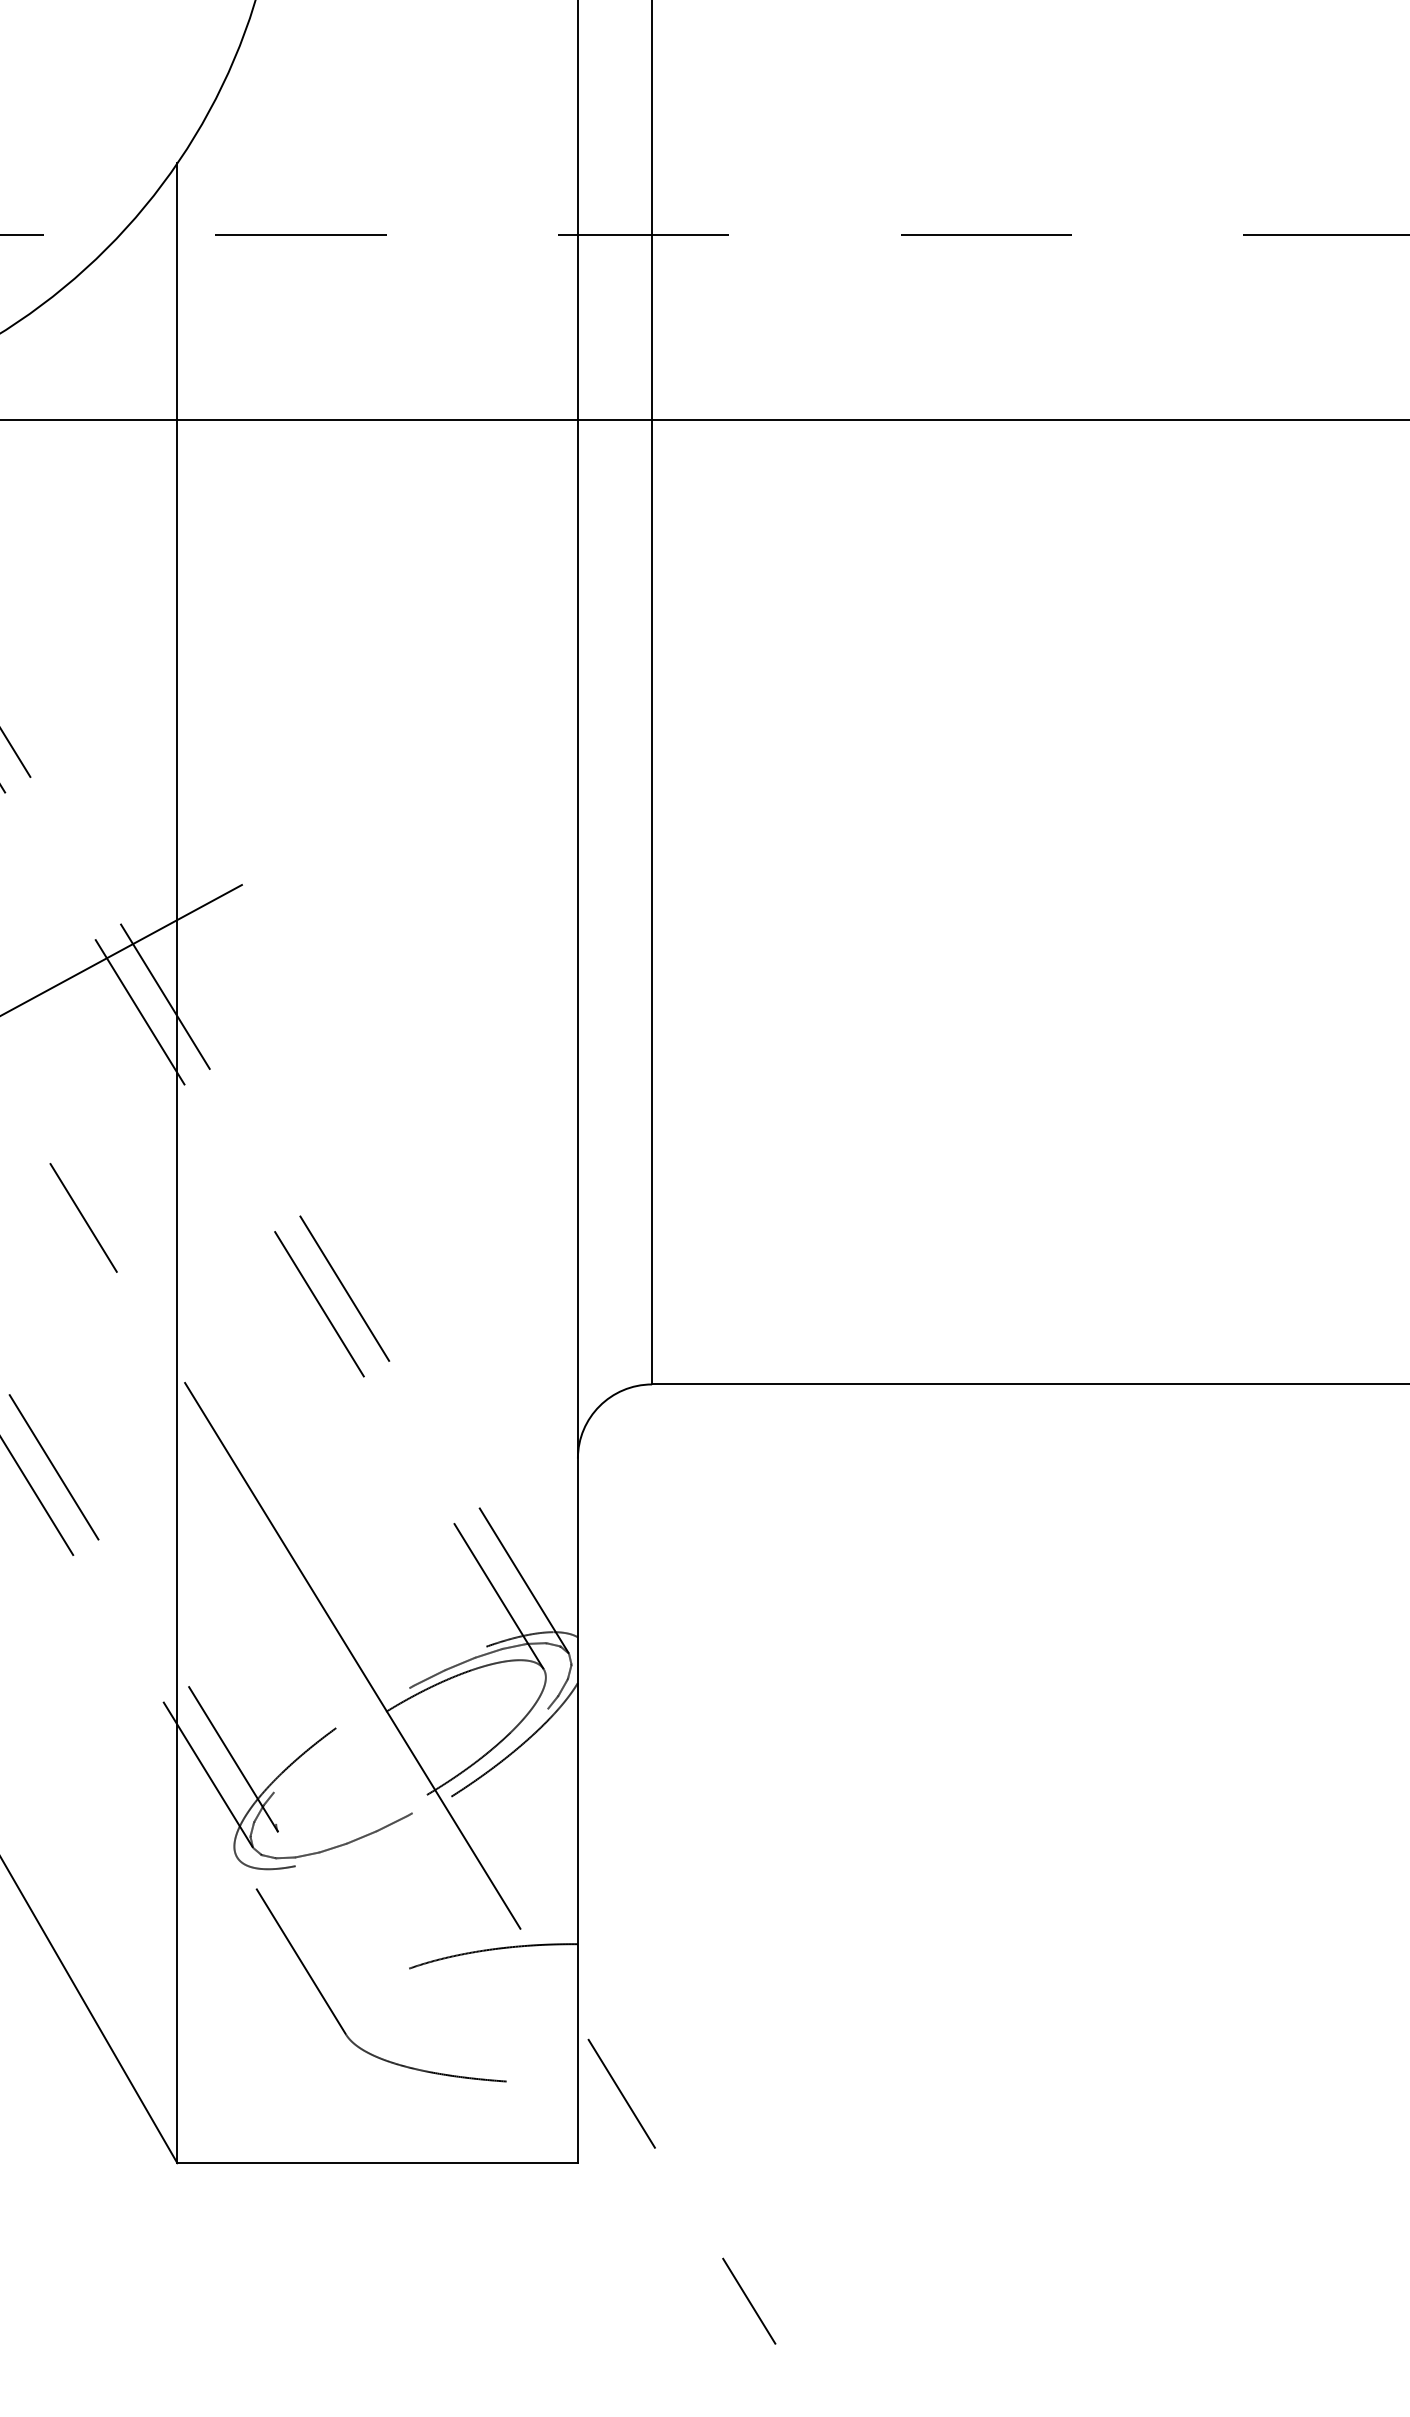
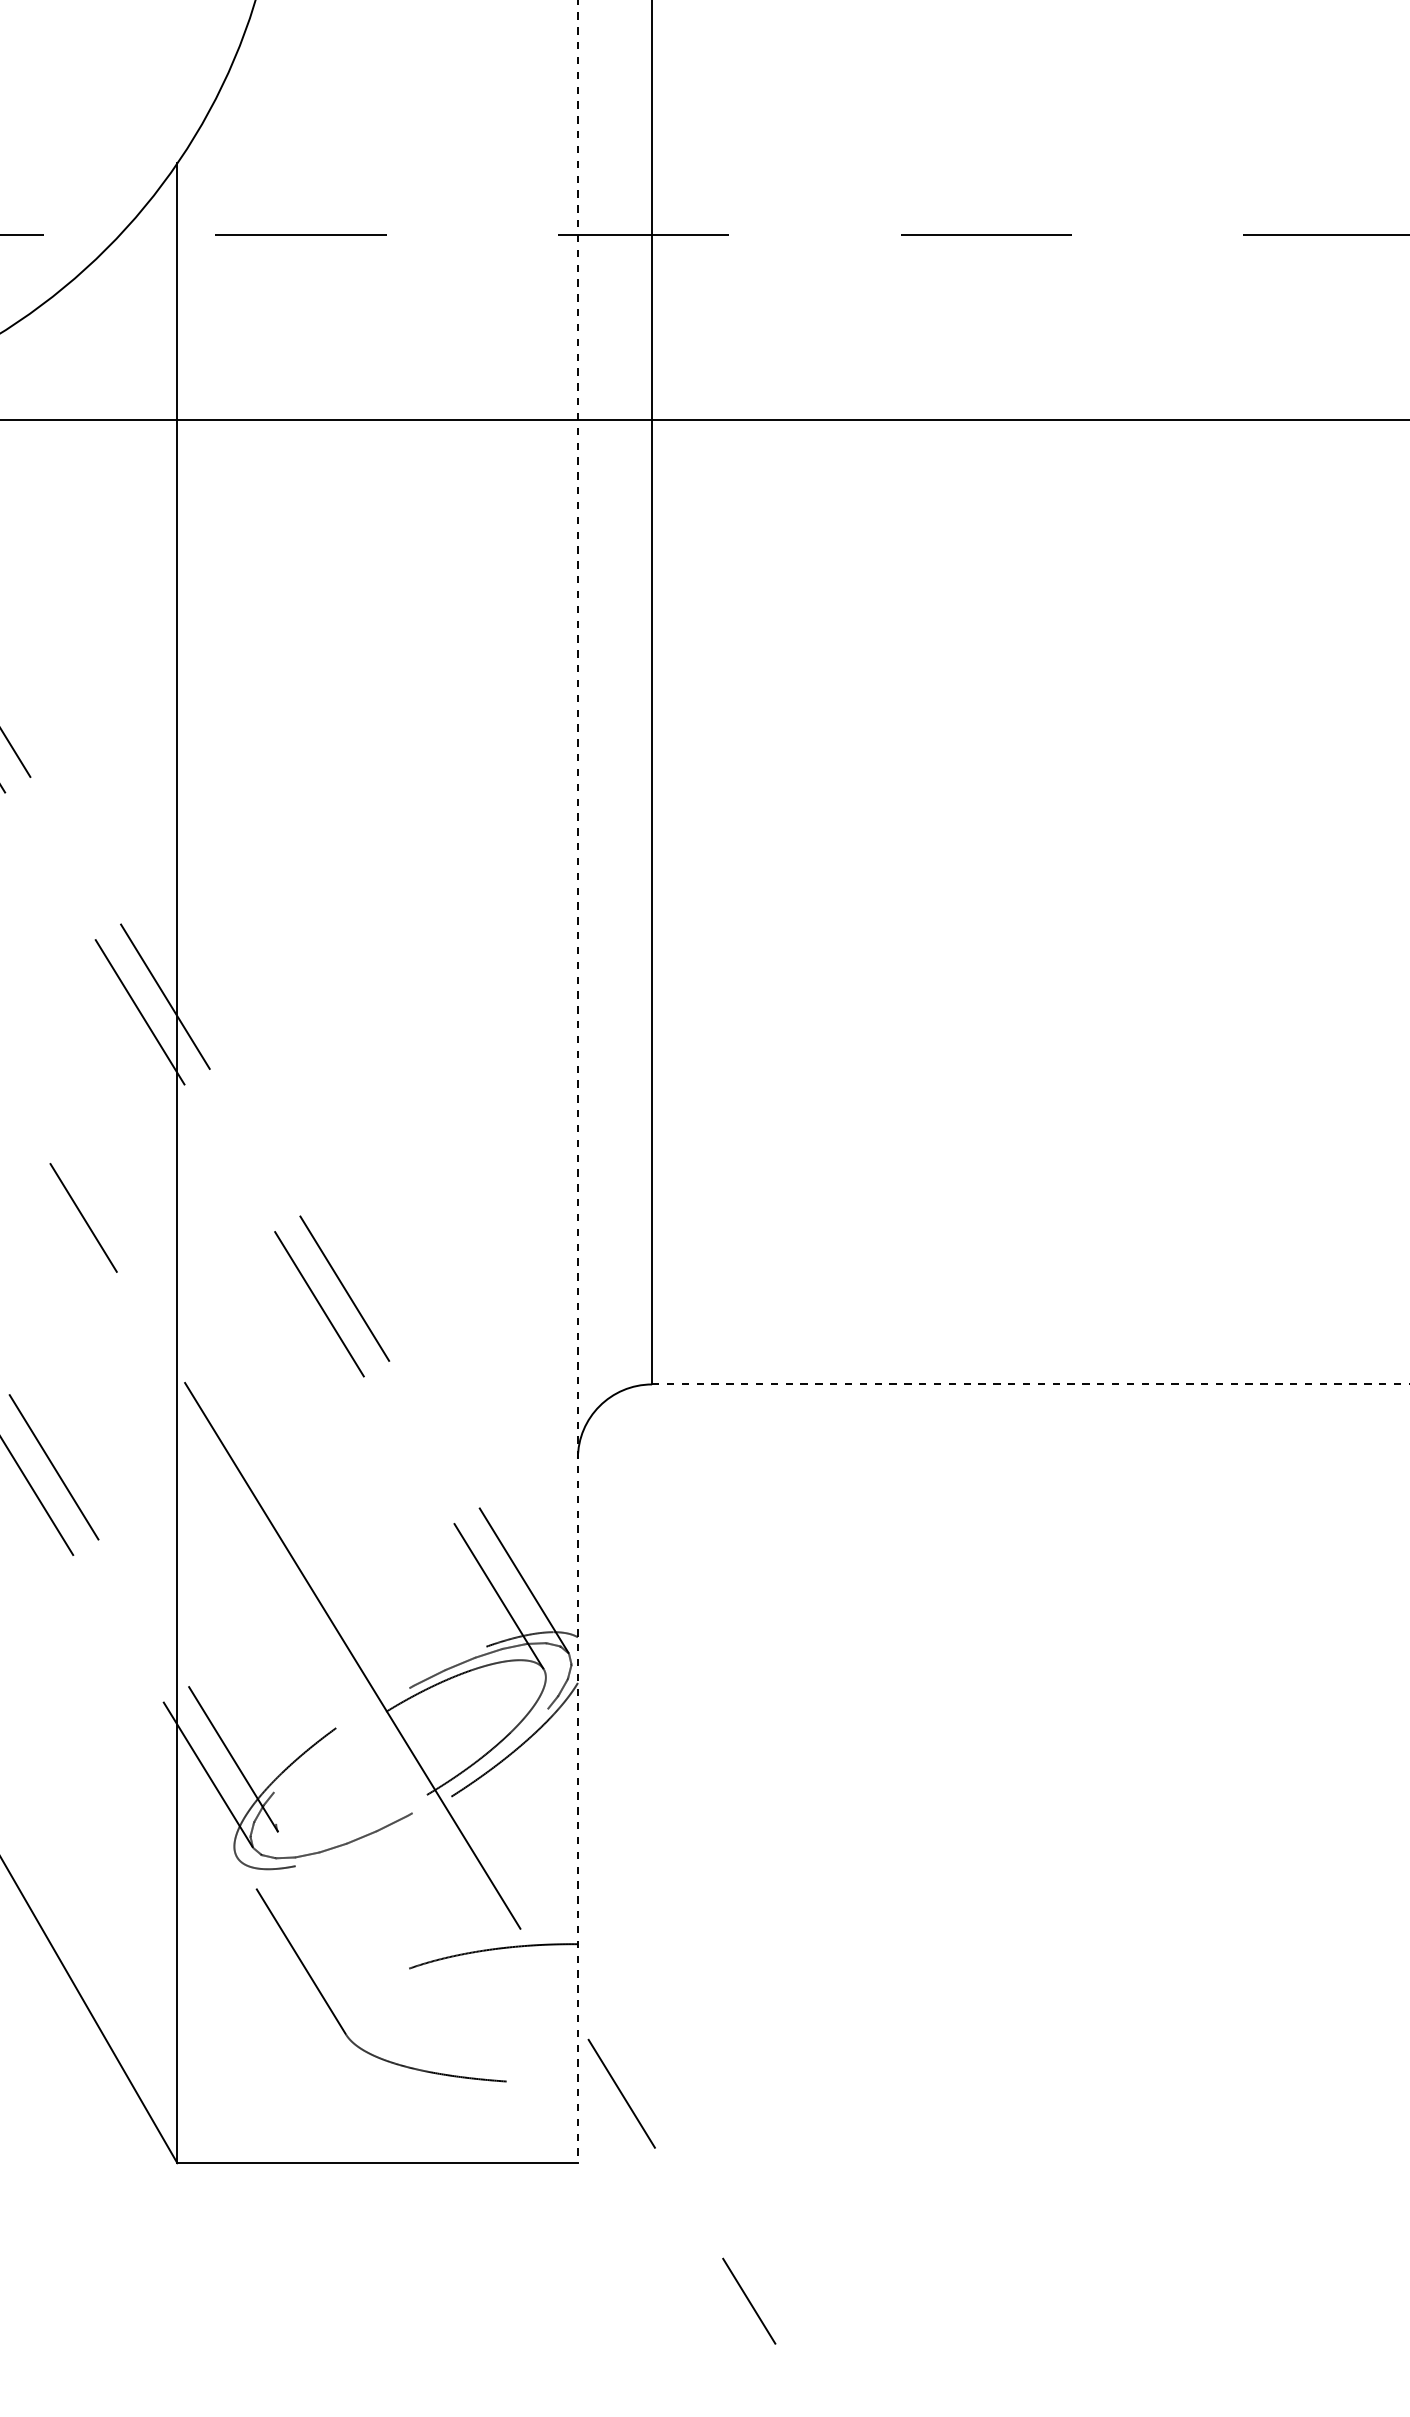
line: present -> none (125, 947)
line: solid -> dashed (577, 1082)
line: solid -> dashed (1031, 1384)
